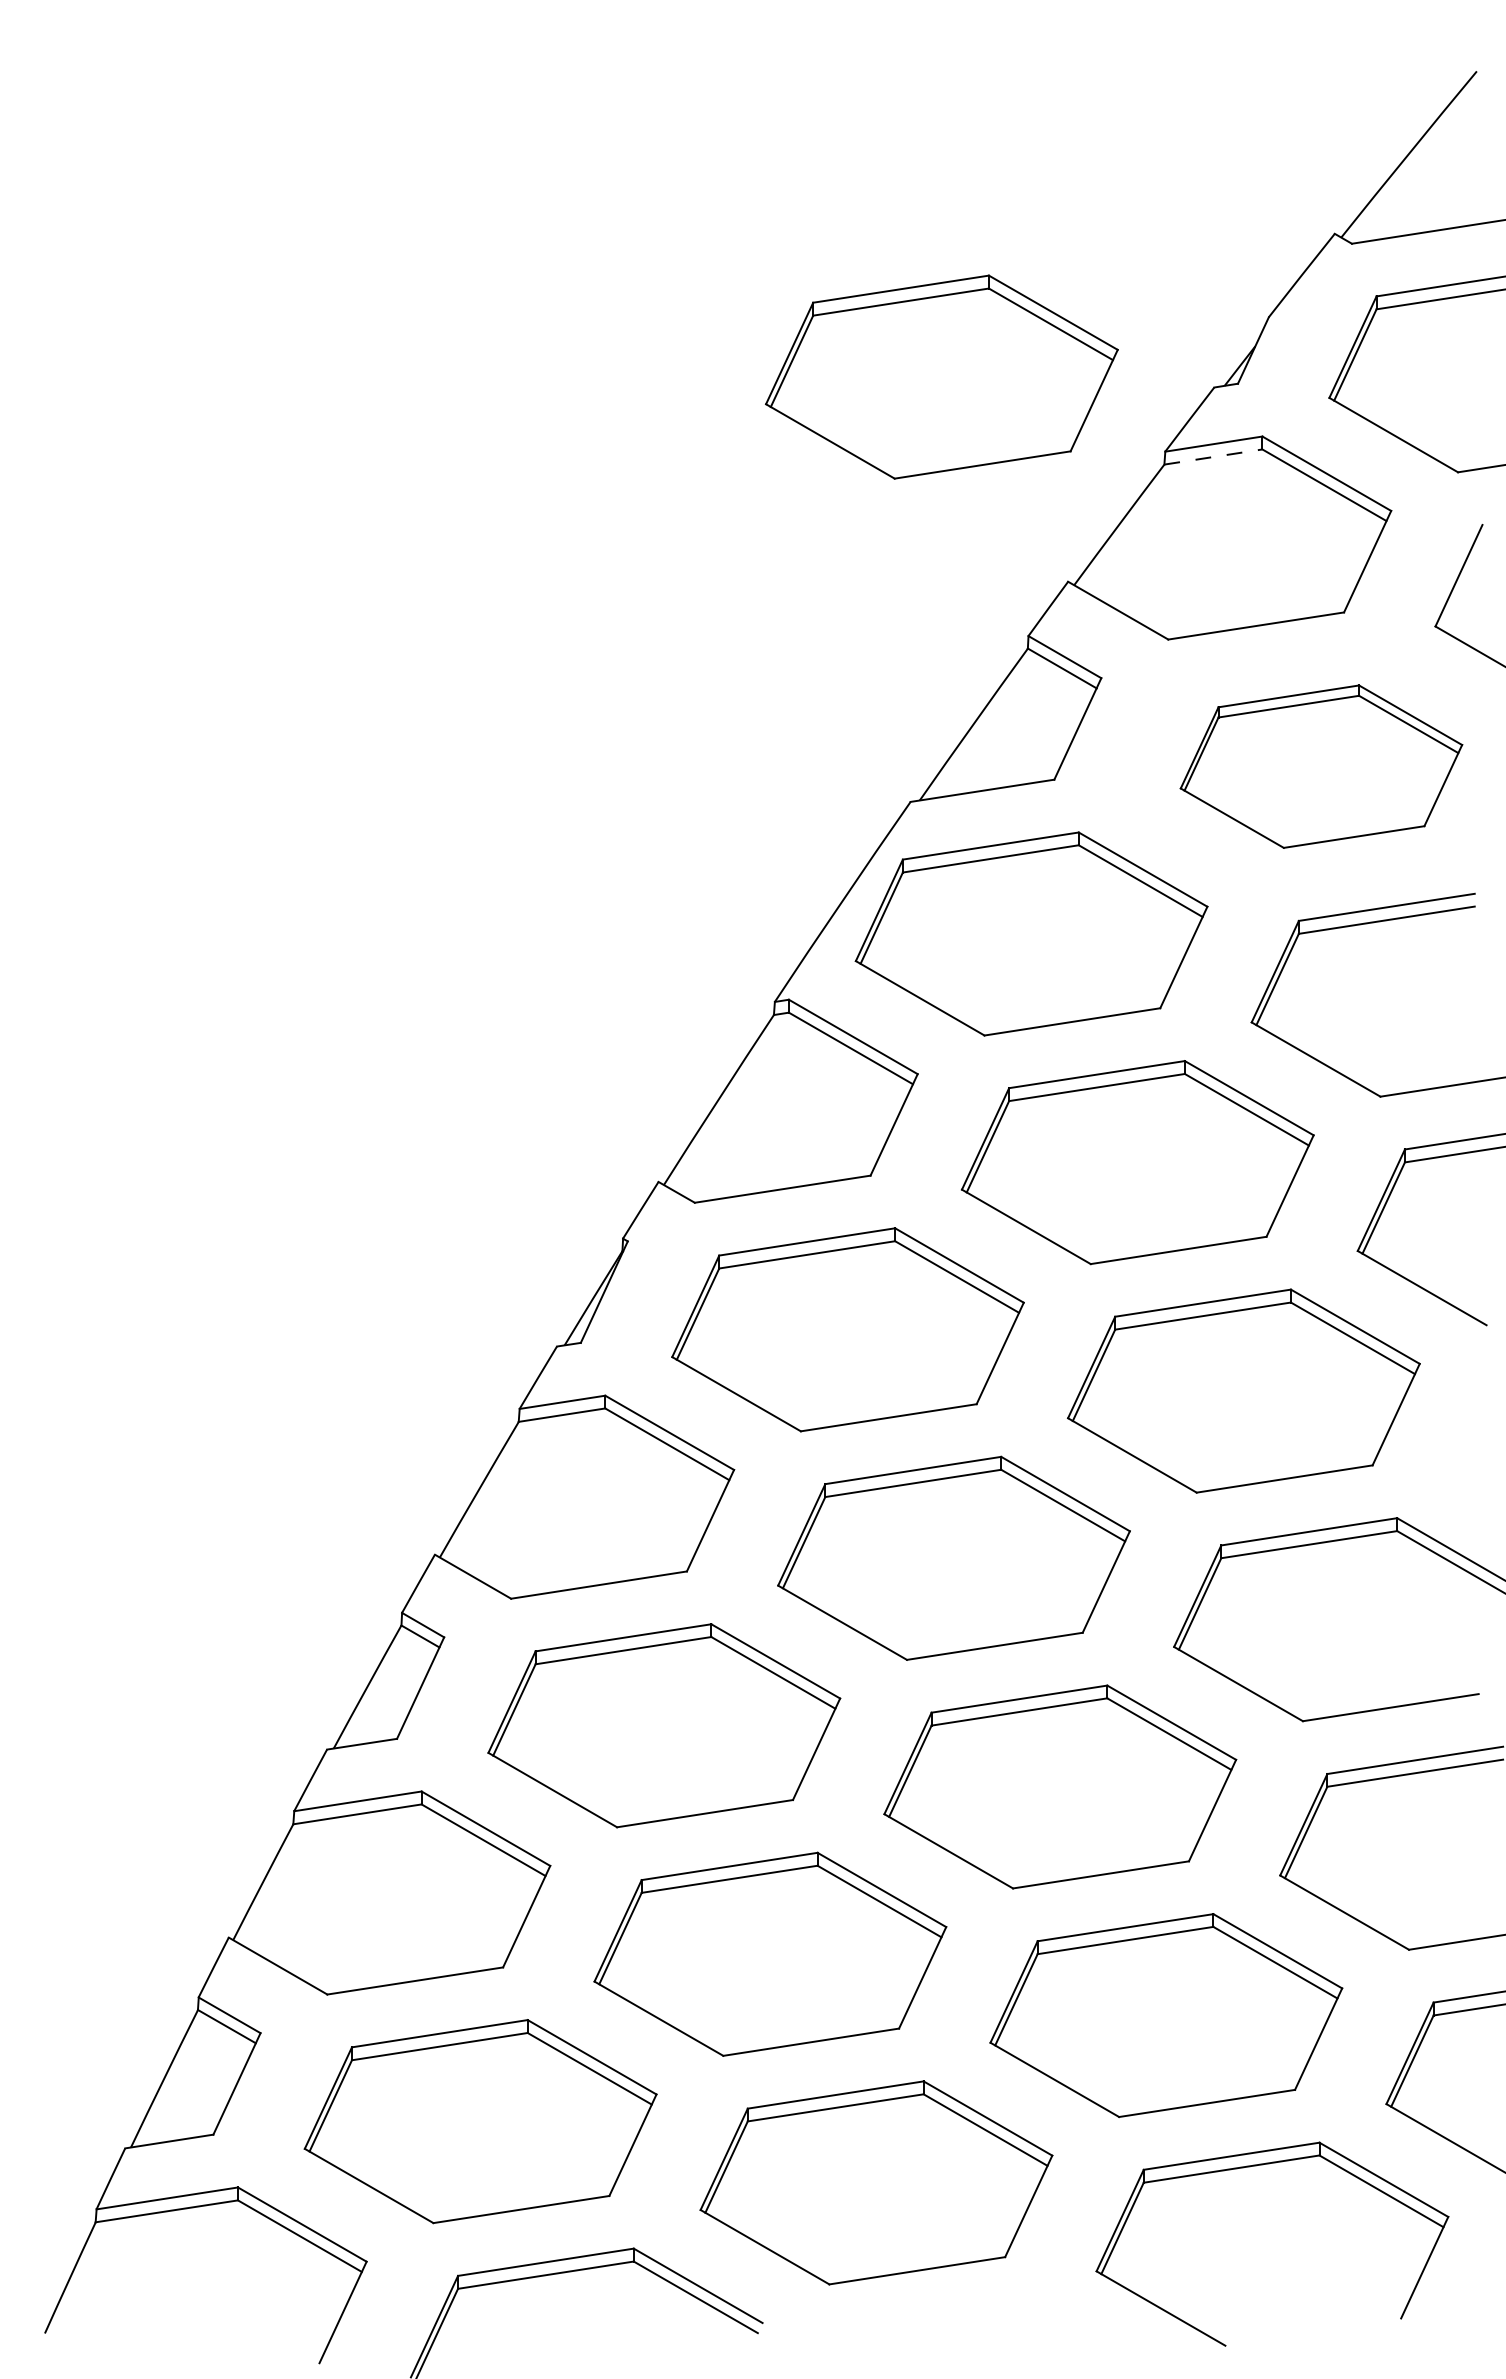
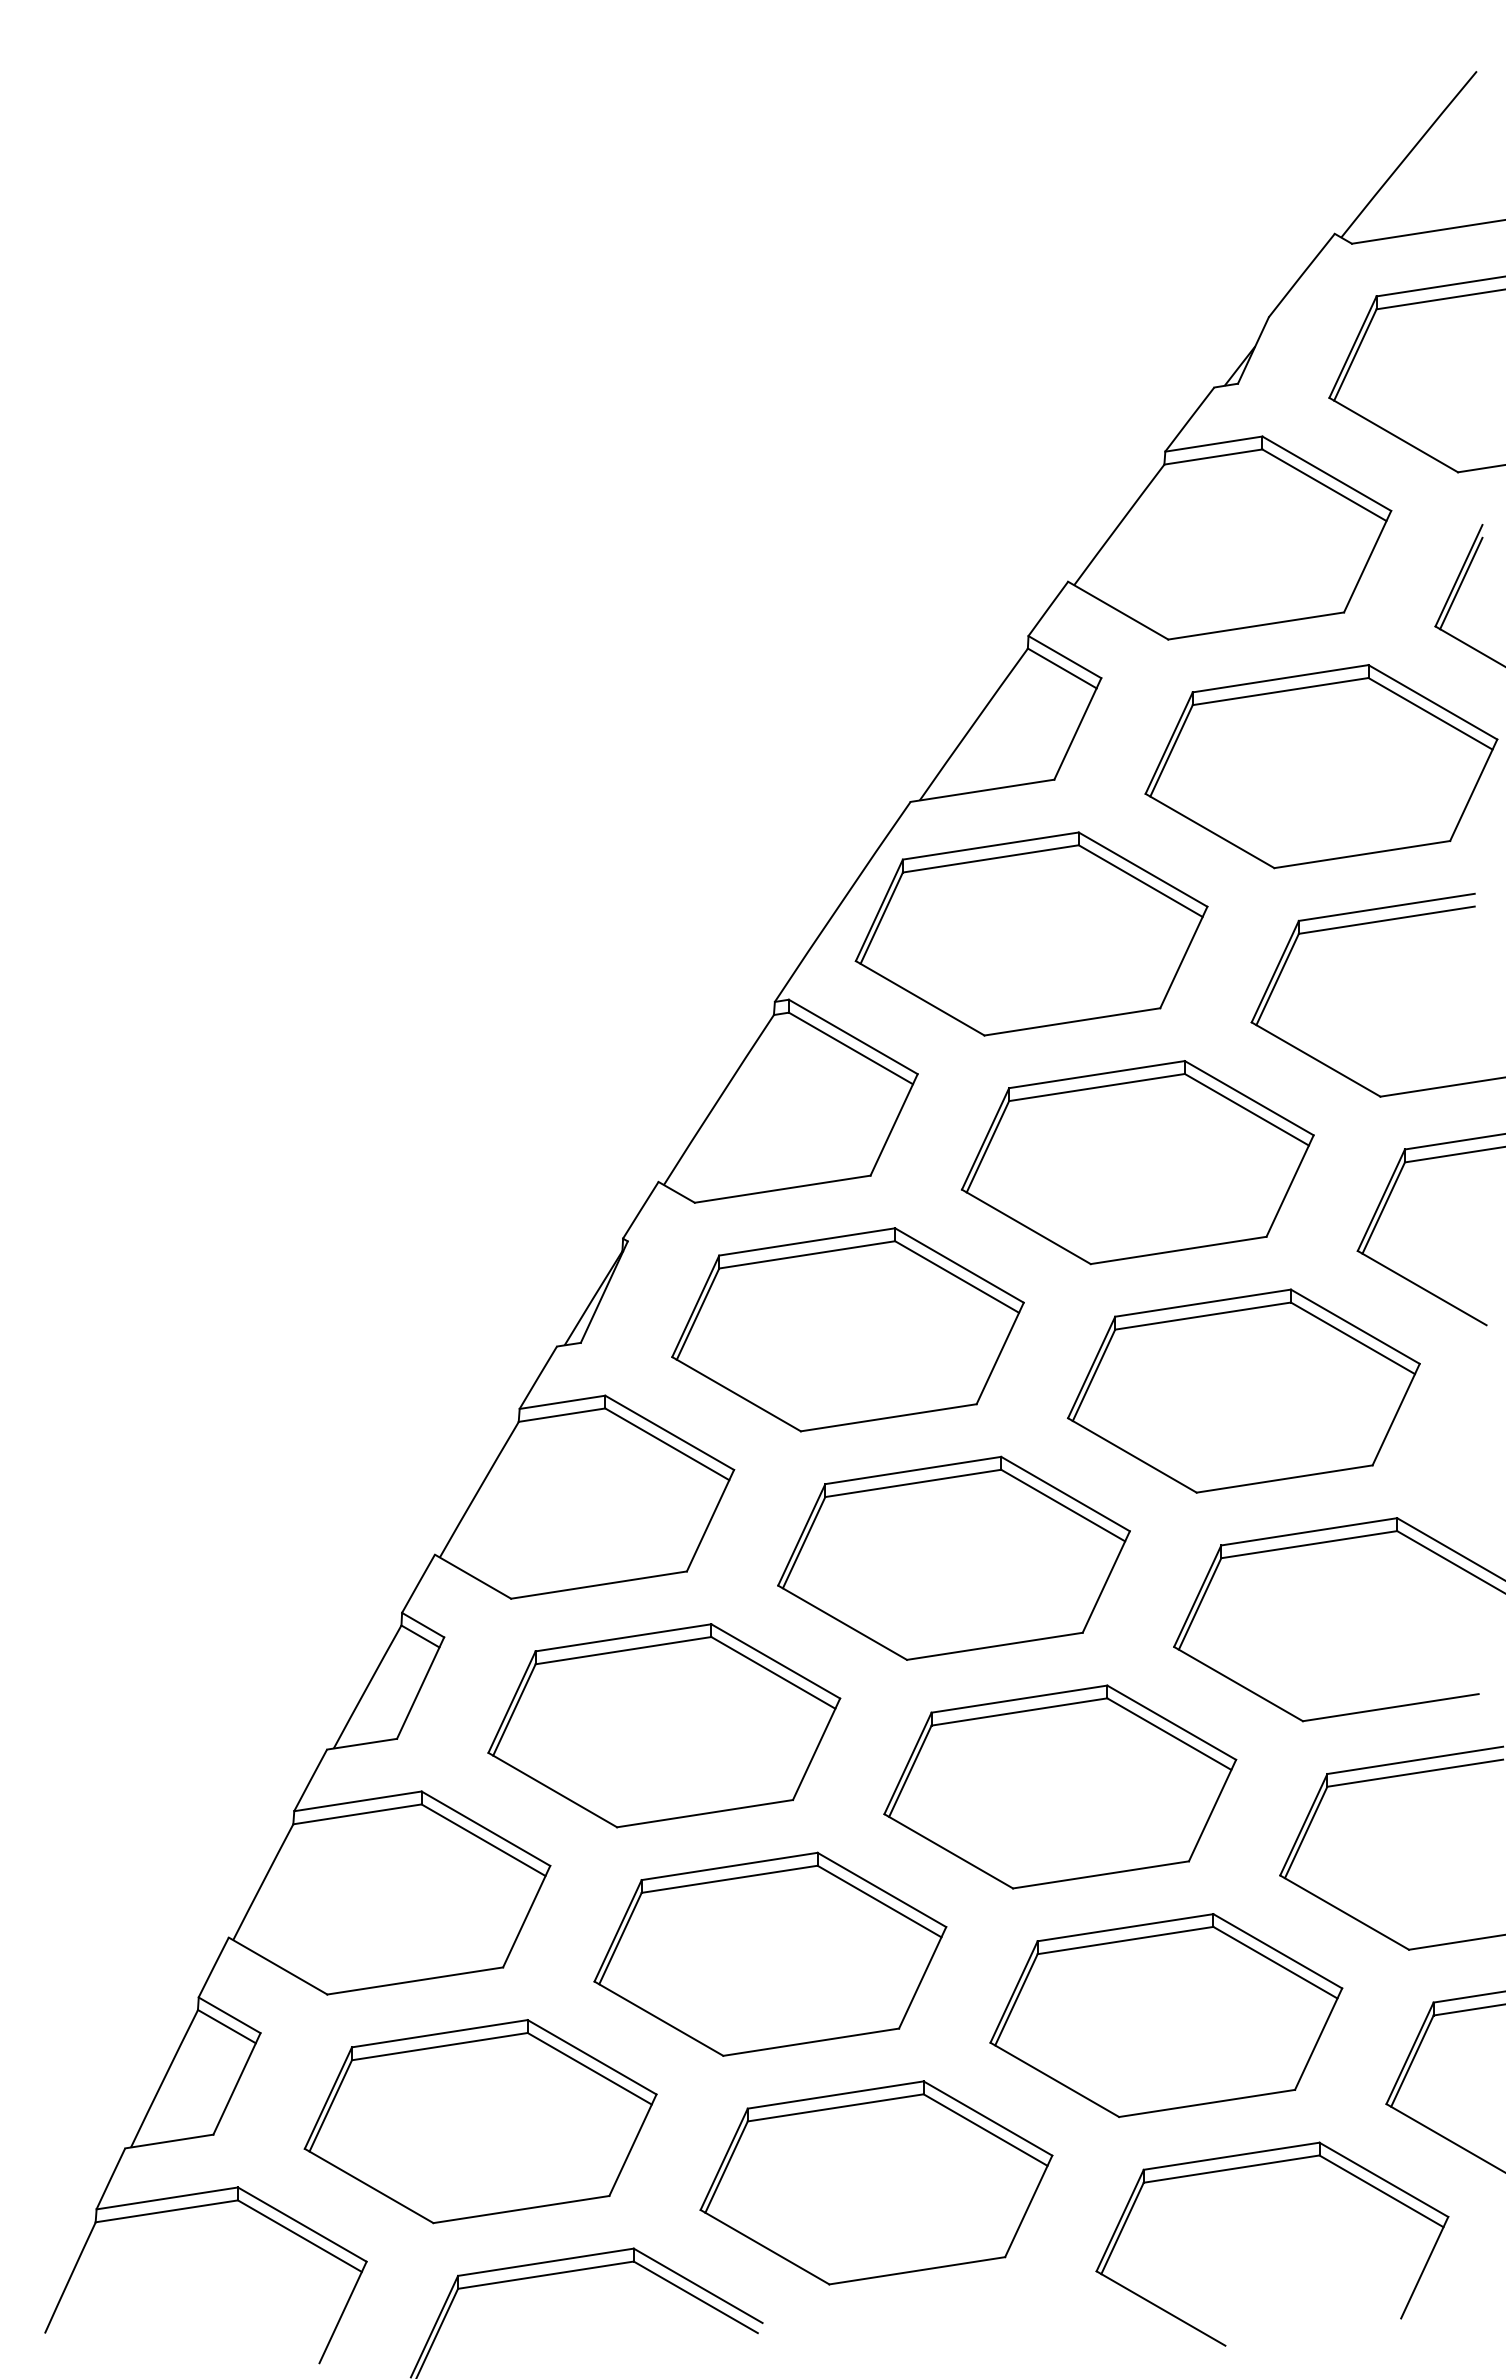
part: present -> none (941, 376)
line: dashed -> solid (1213, 457)
line: none -> present (1461, 583)
part size: 285x165 px -> 355x206 px (1321, 766)
